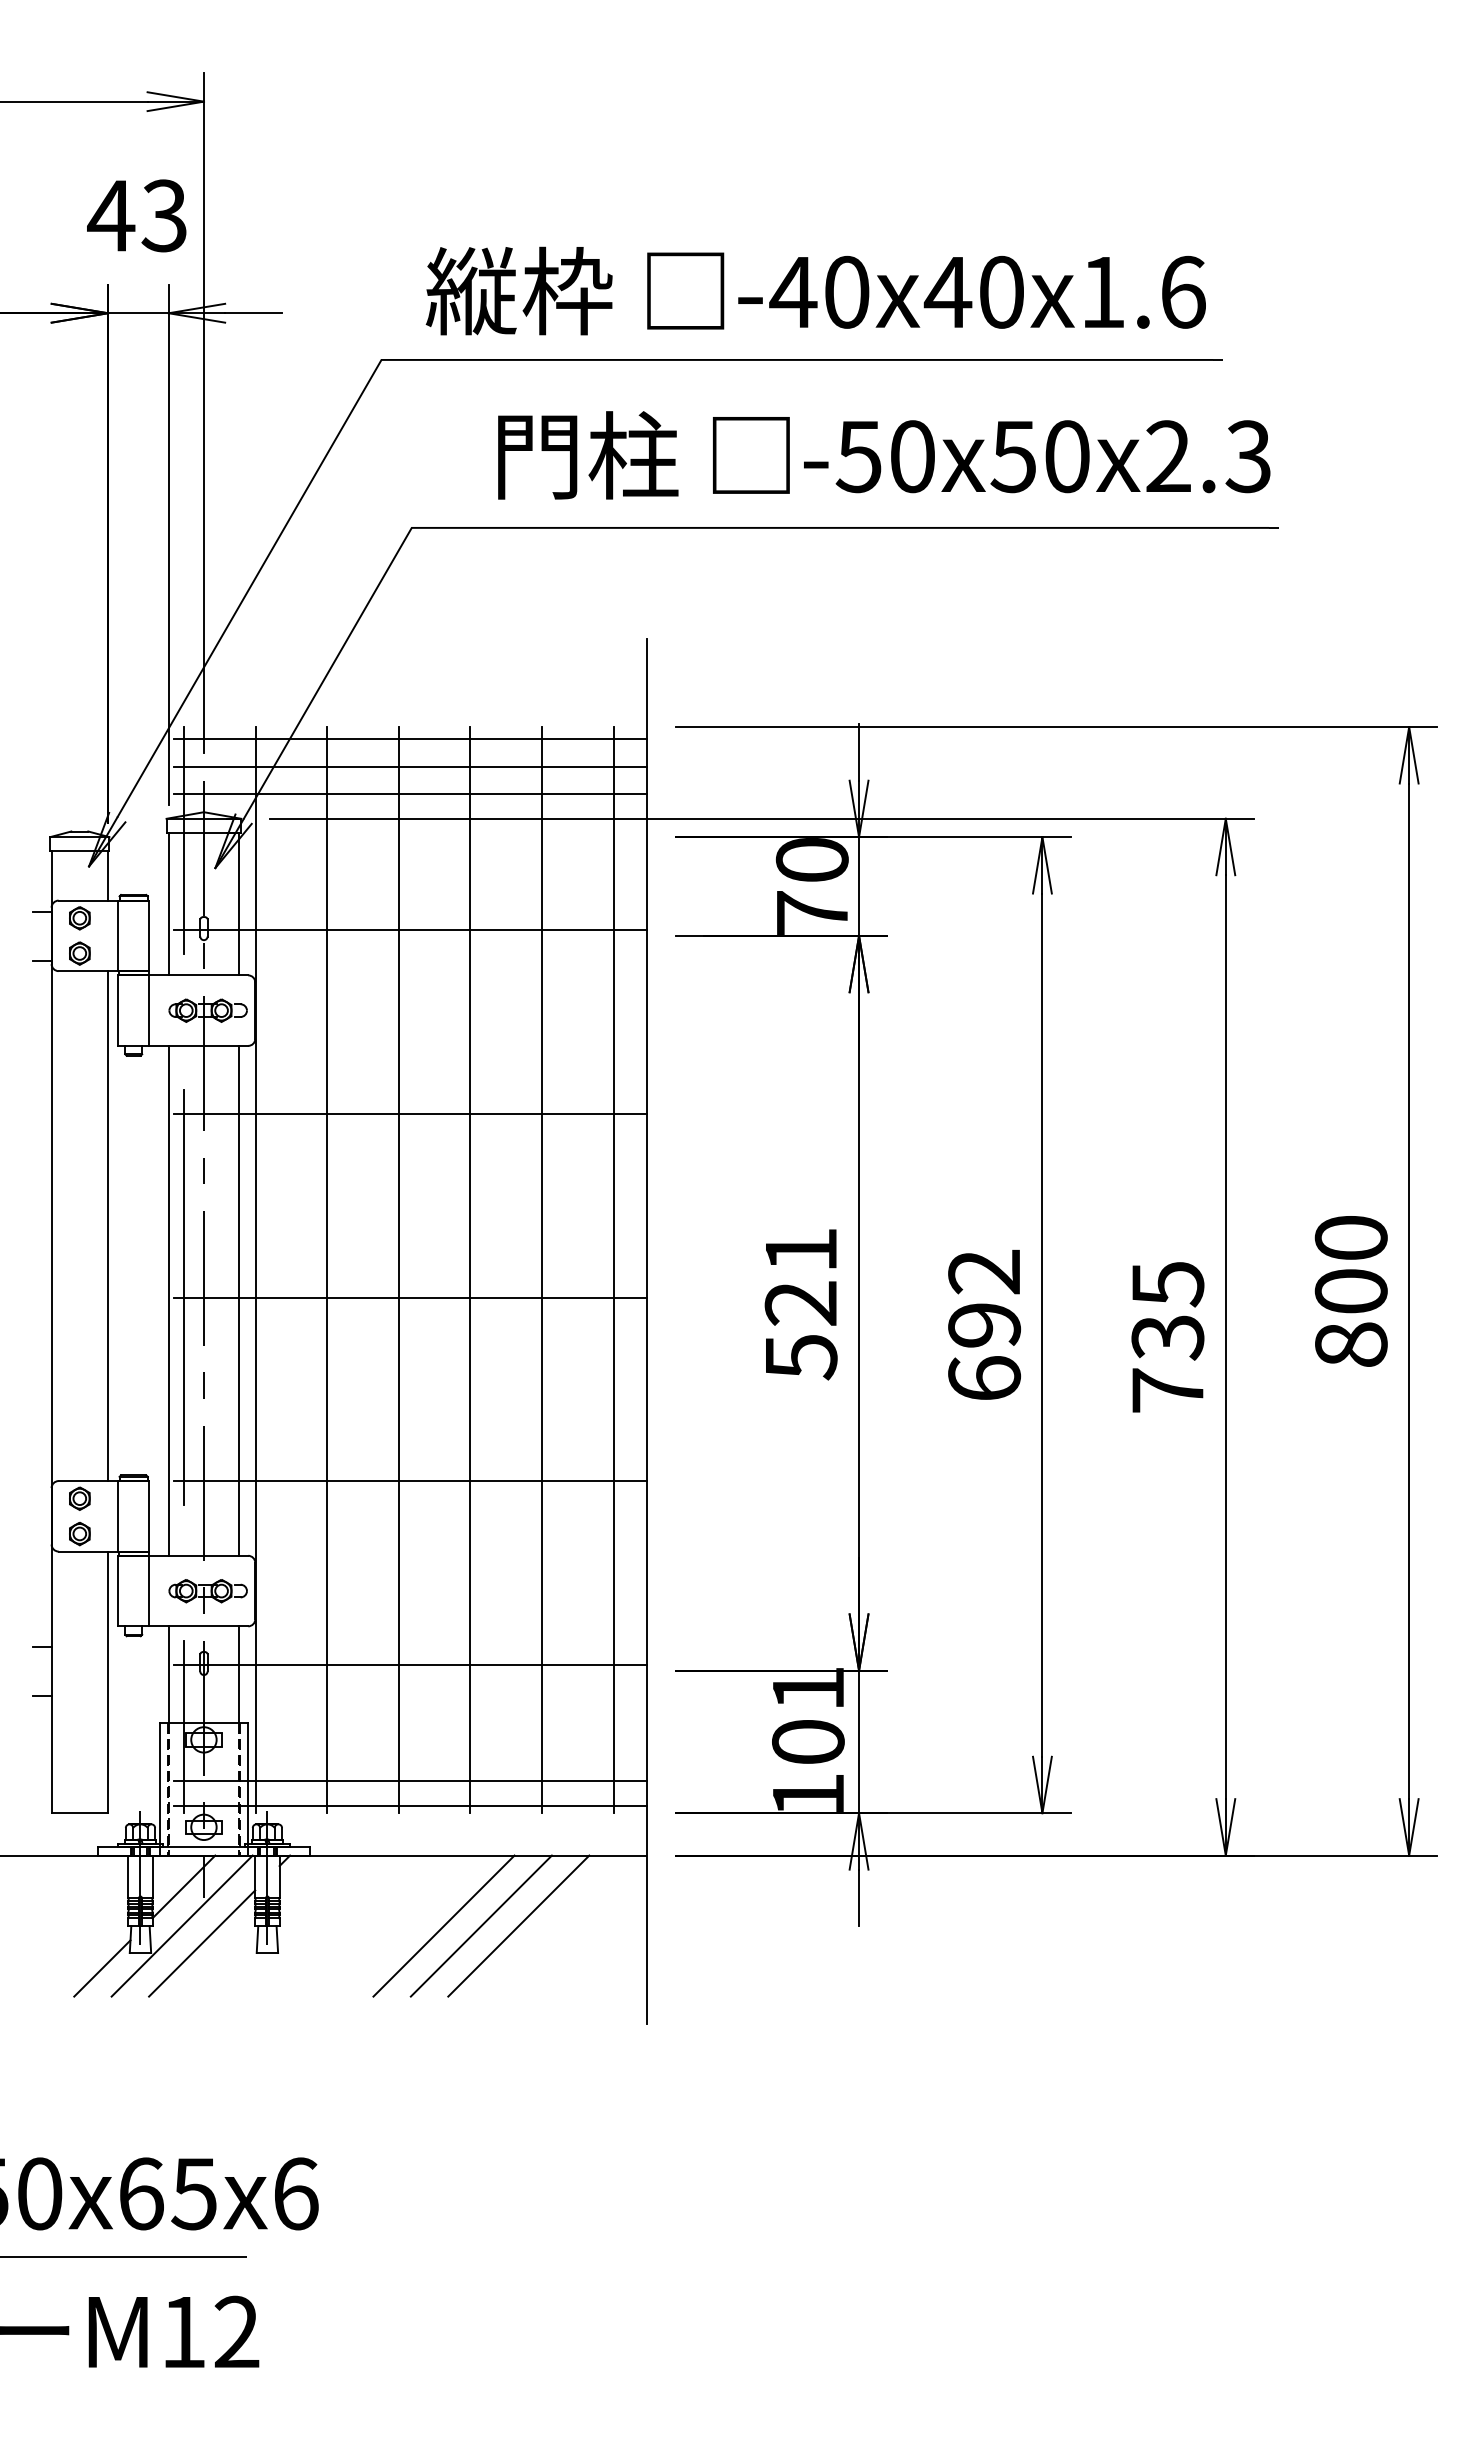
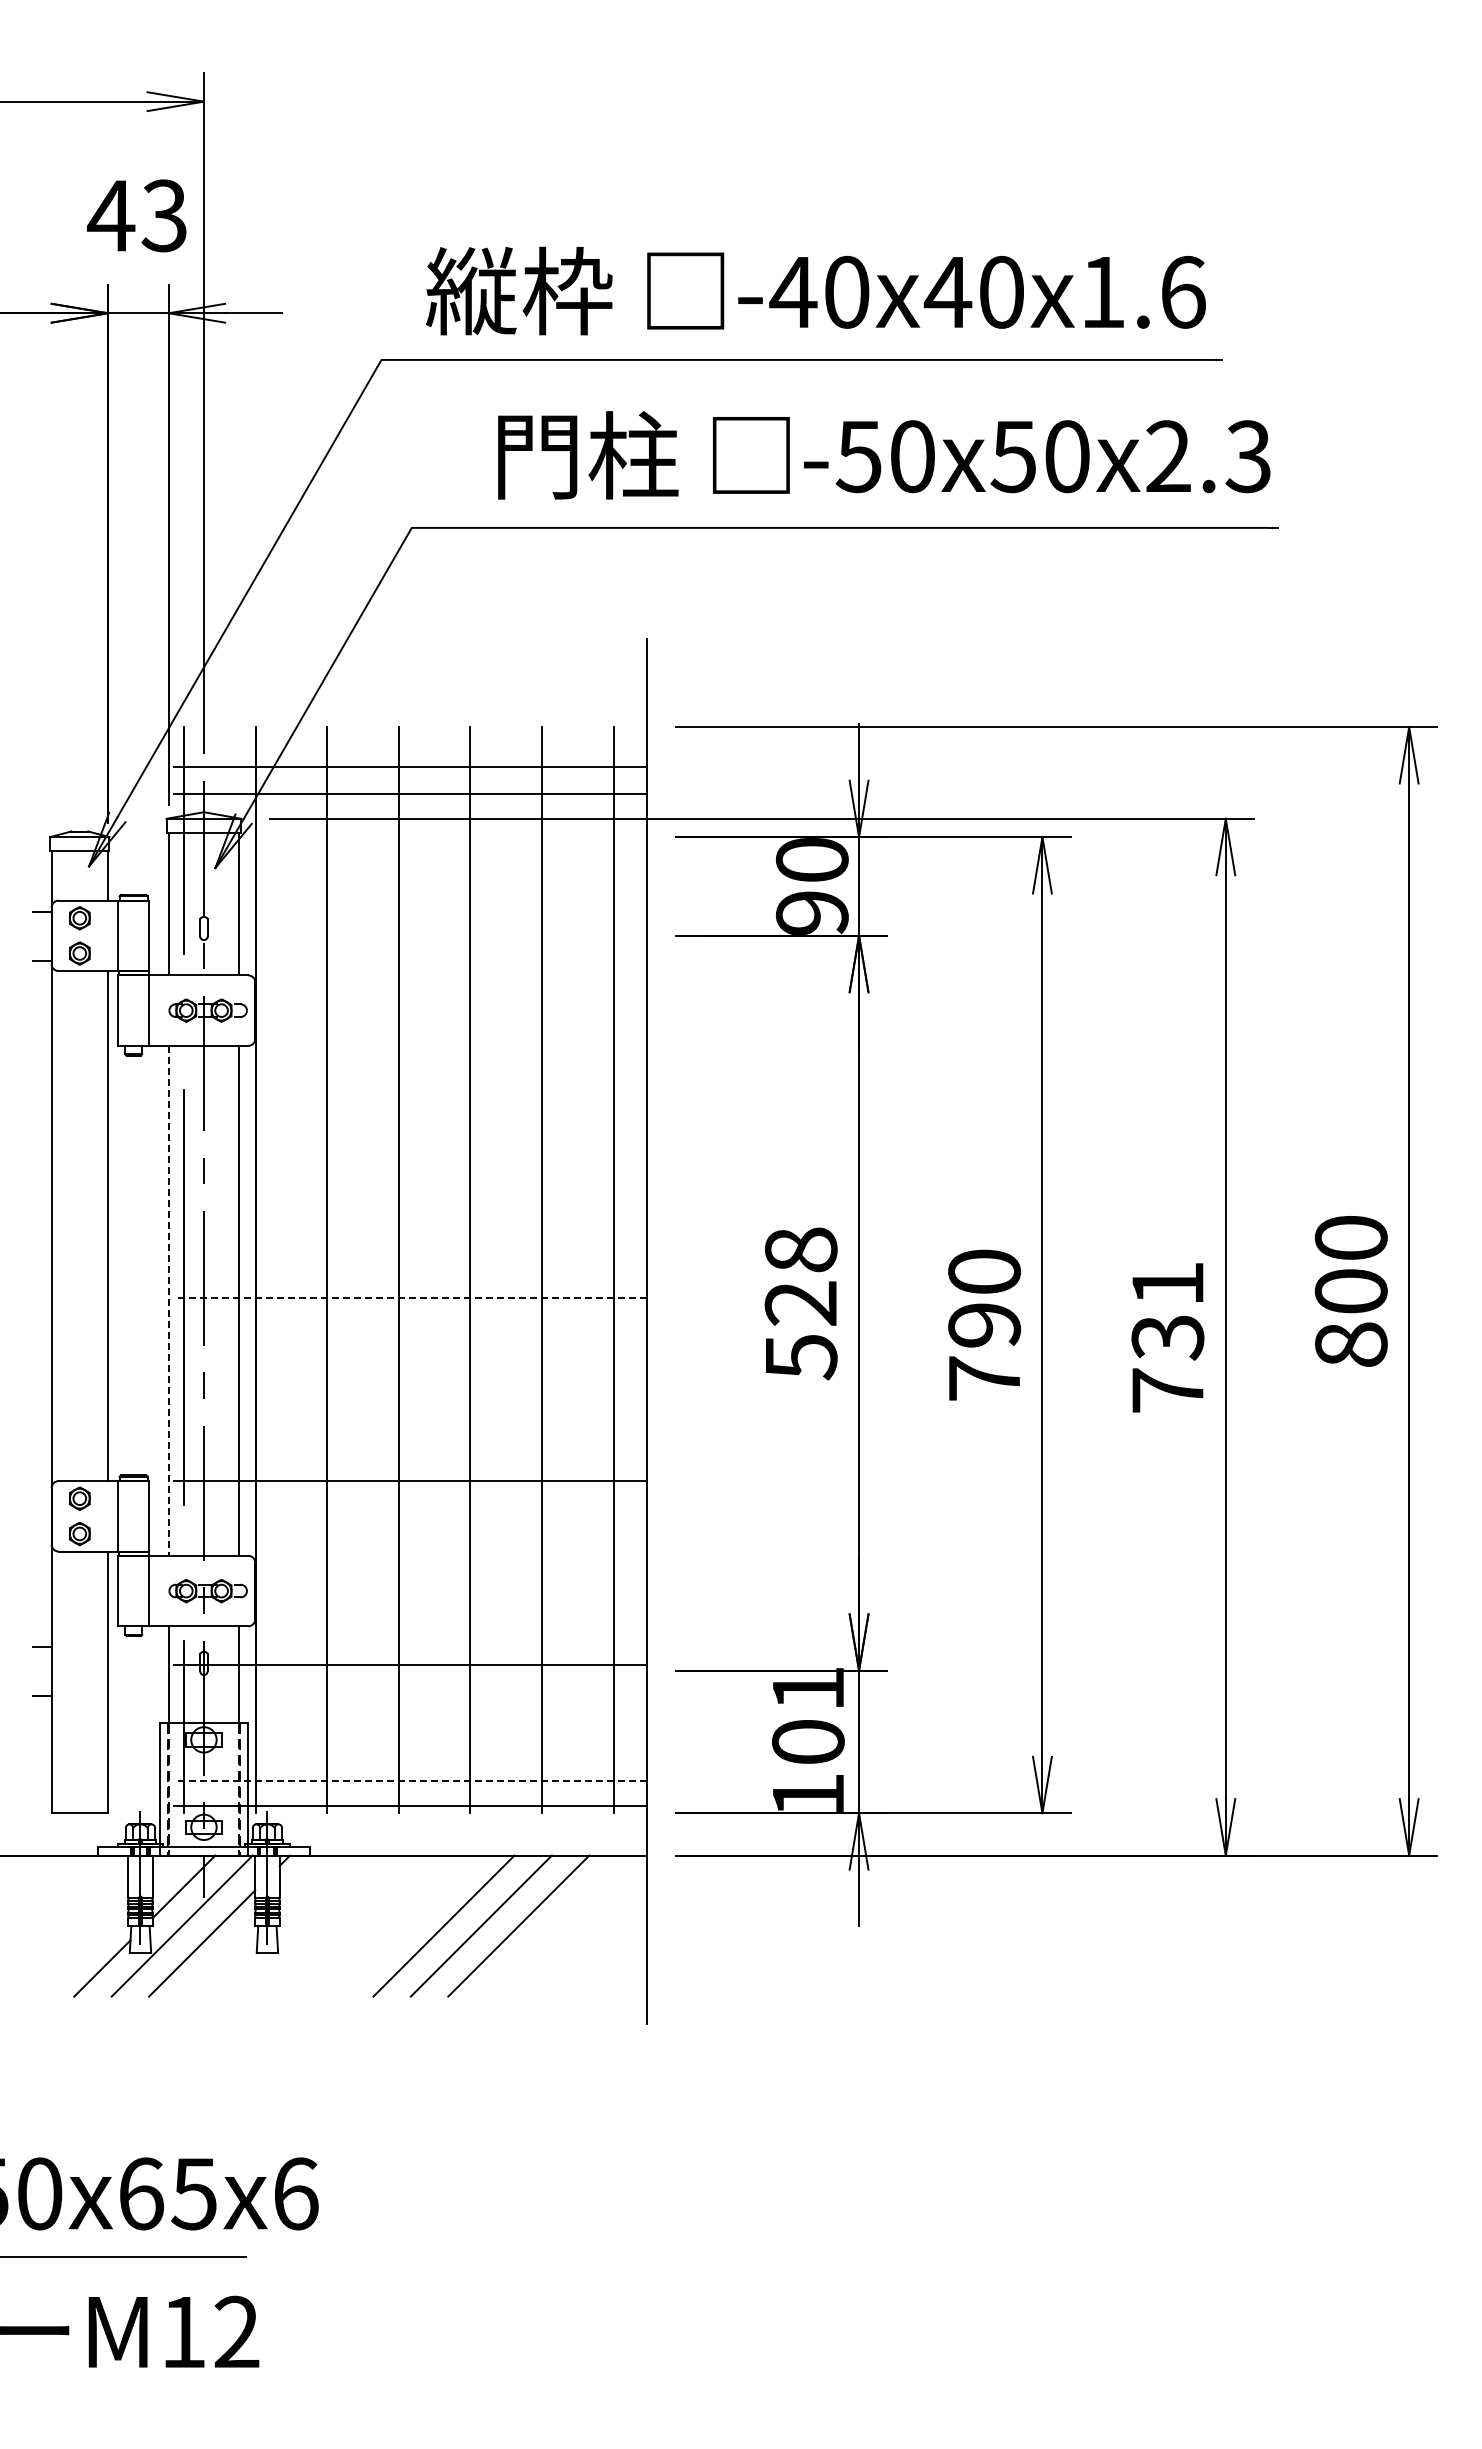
line: present -> none (410, 739)
text: 70 -> 90 (811, 912)
line: present -> none (410, 930)
line: present -> none (410, 1113)
text: 521 -> 528 (801, 1249)
text: 735 -> 731 (1168, 1284)
line: solid -> dashed (410, 1297)
line: solid -> dashed (168, 1300)
text: 692 -> 790 (984, 1324)
line: solid -> dashed (410, 1780)
